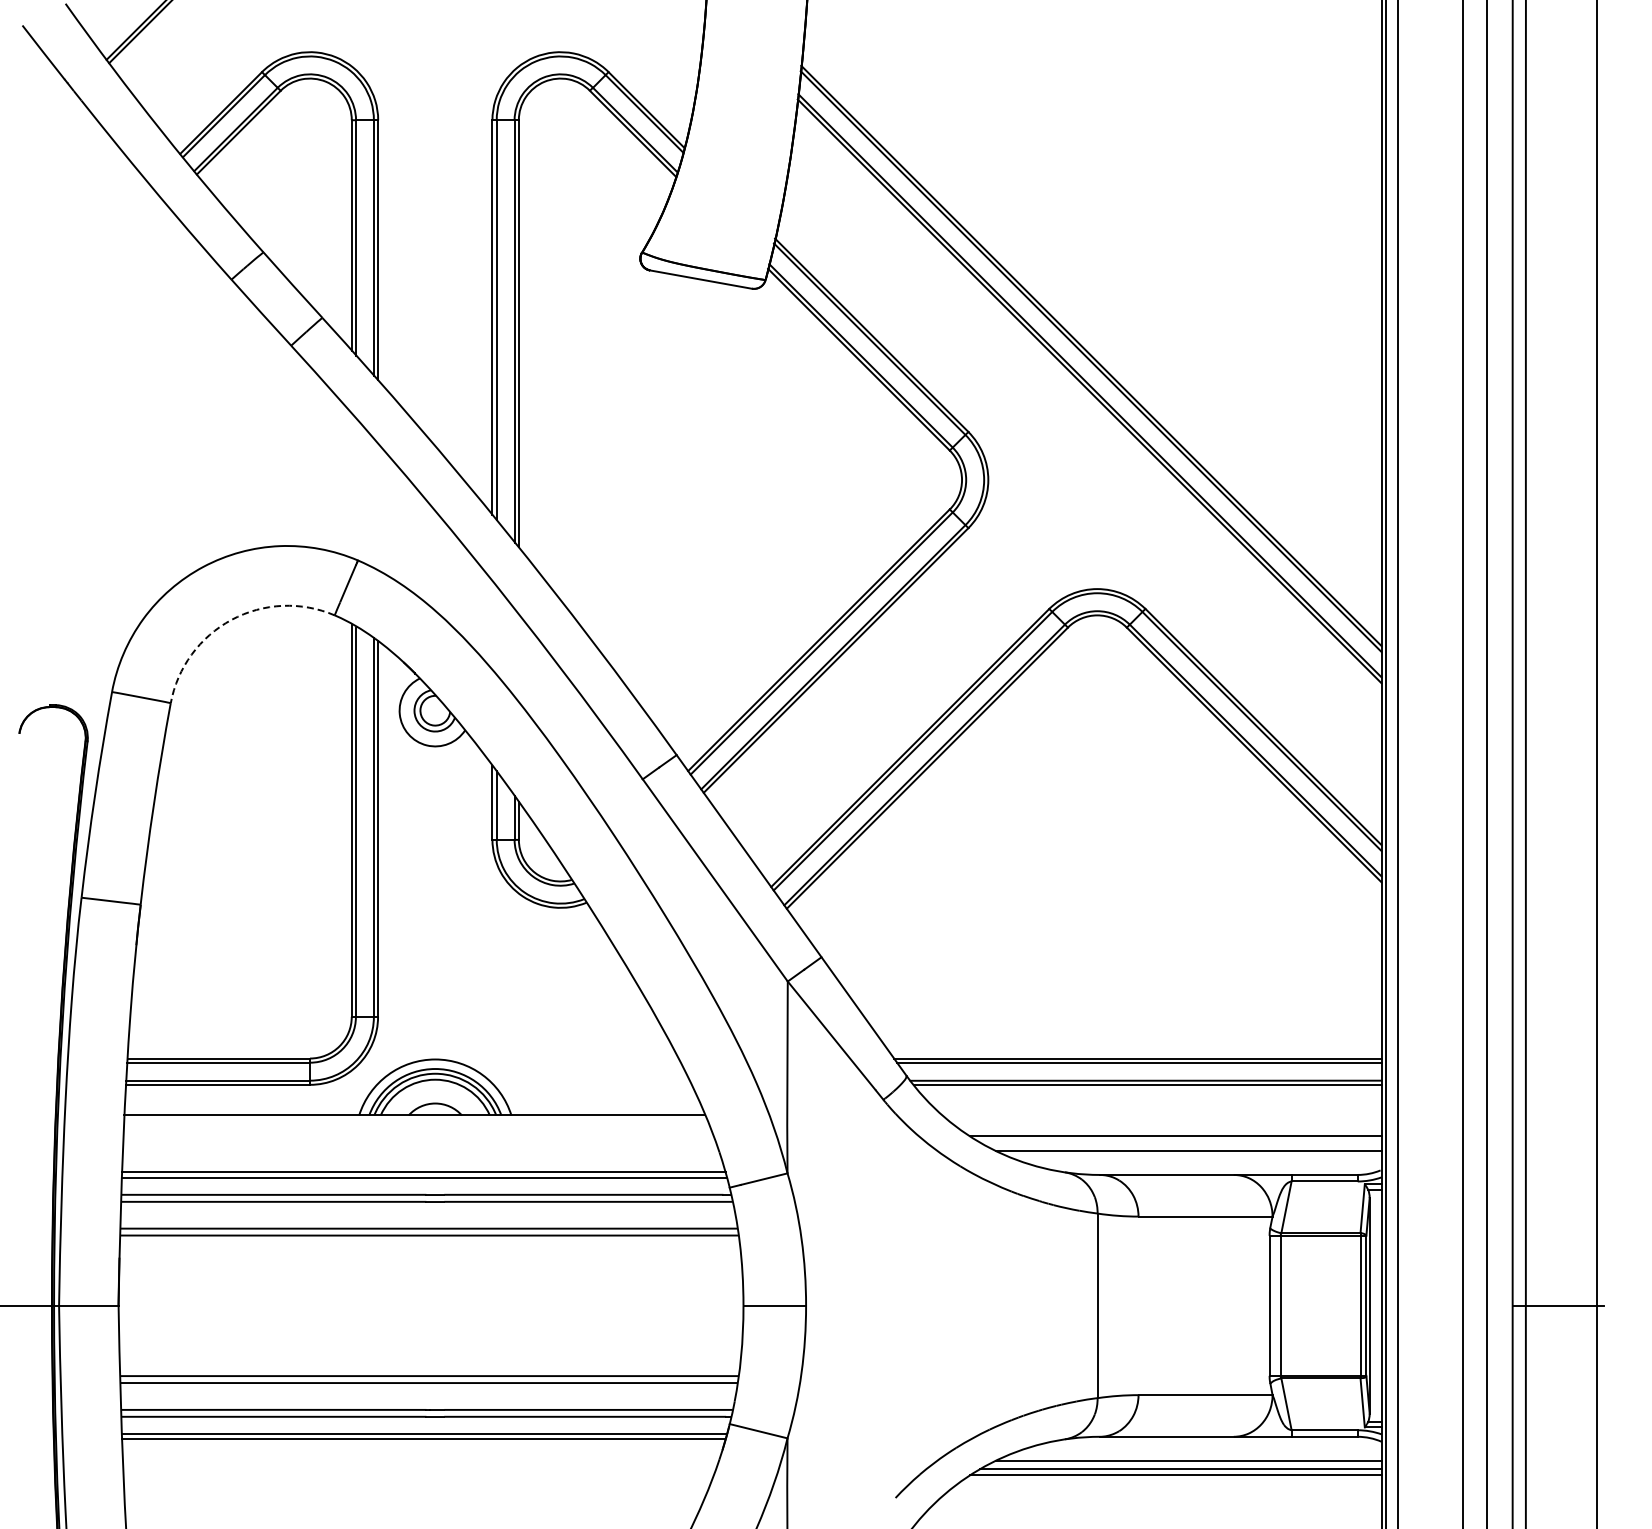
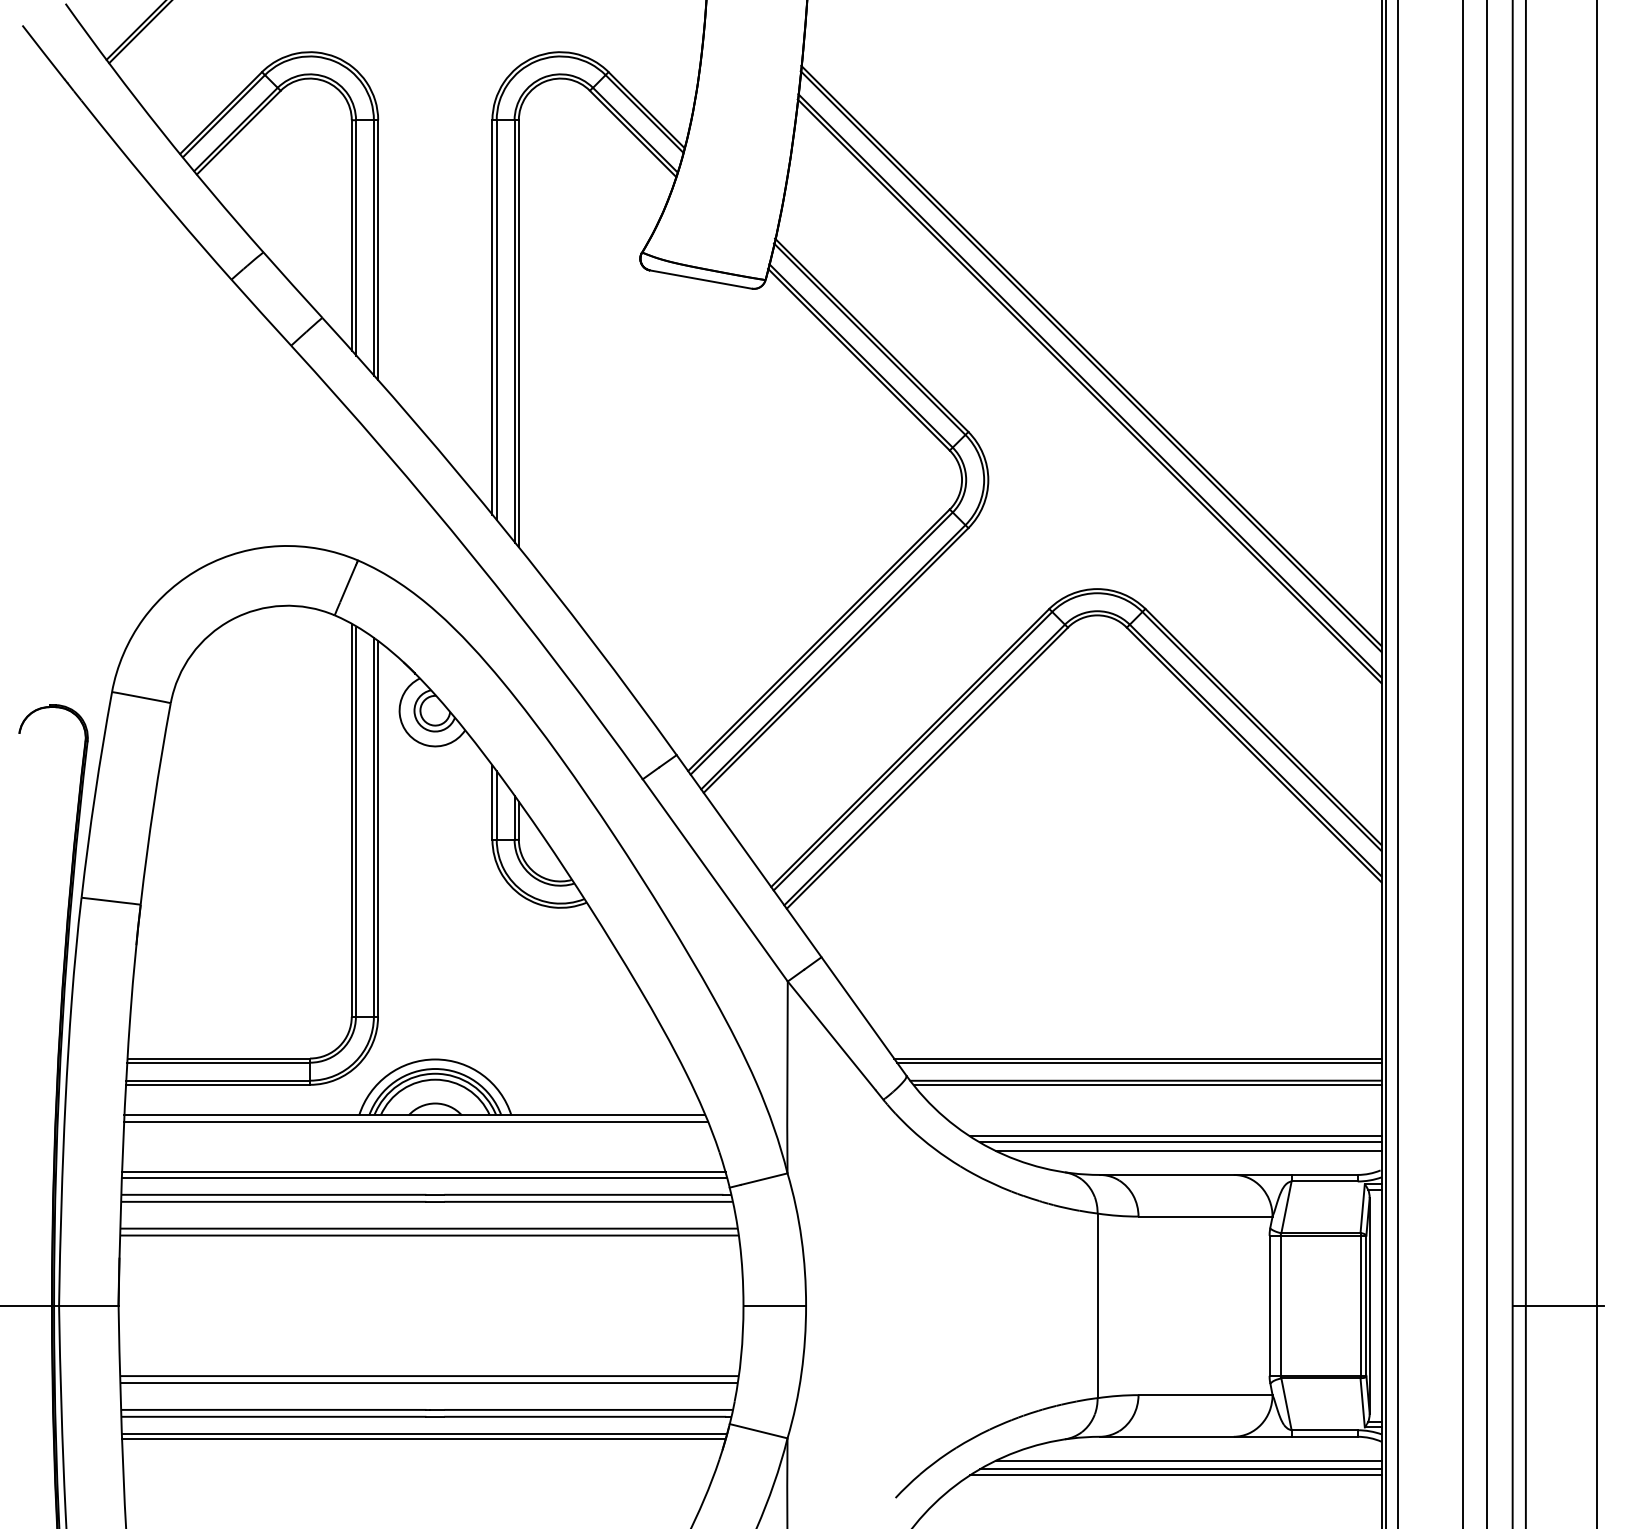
arc: dashed -> solid (231, 619)
line: none -> present (416, 1121)
line: none -> present (1180, 1142)
